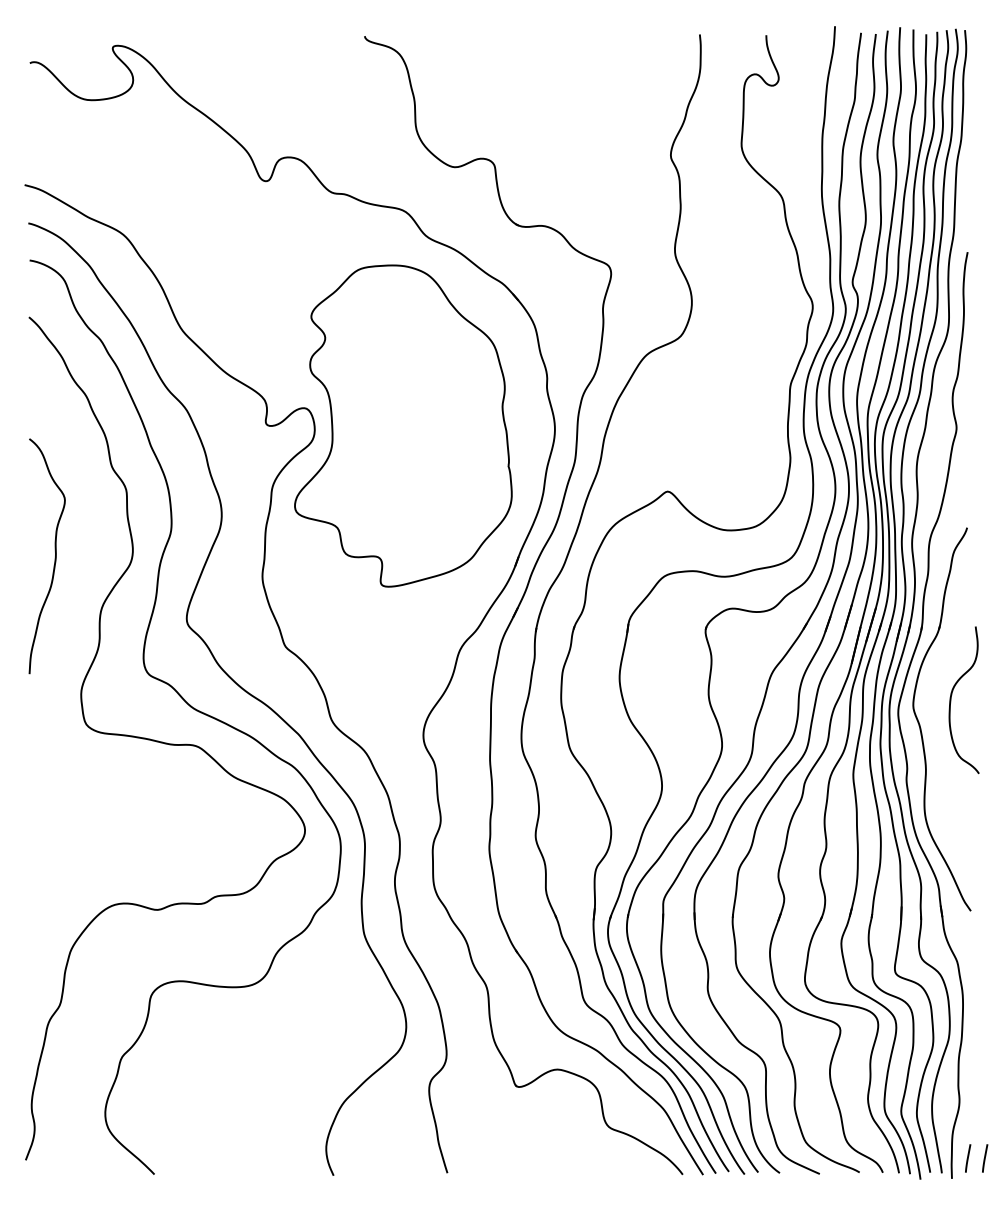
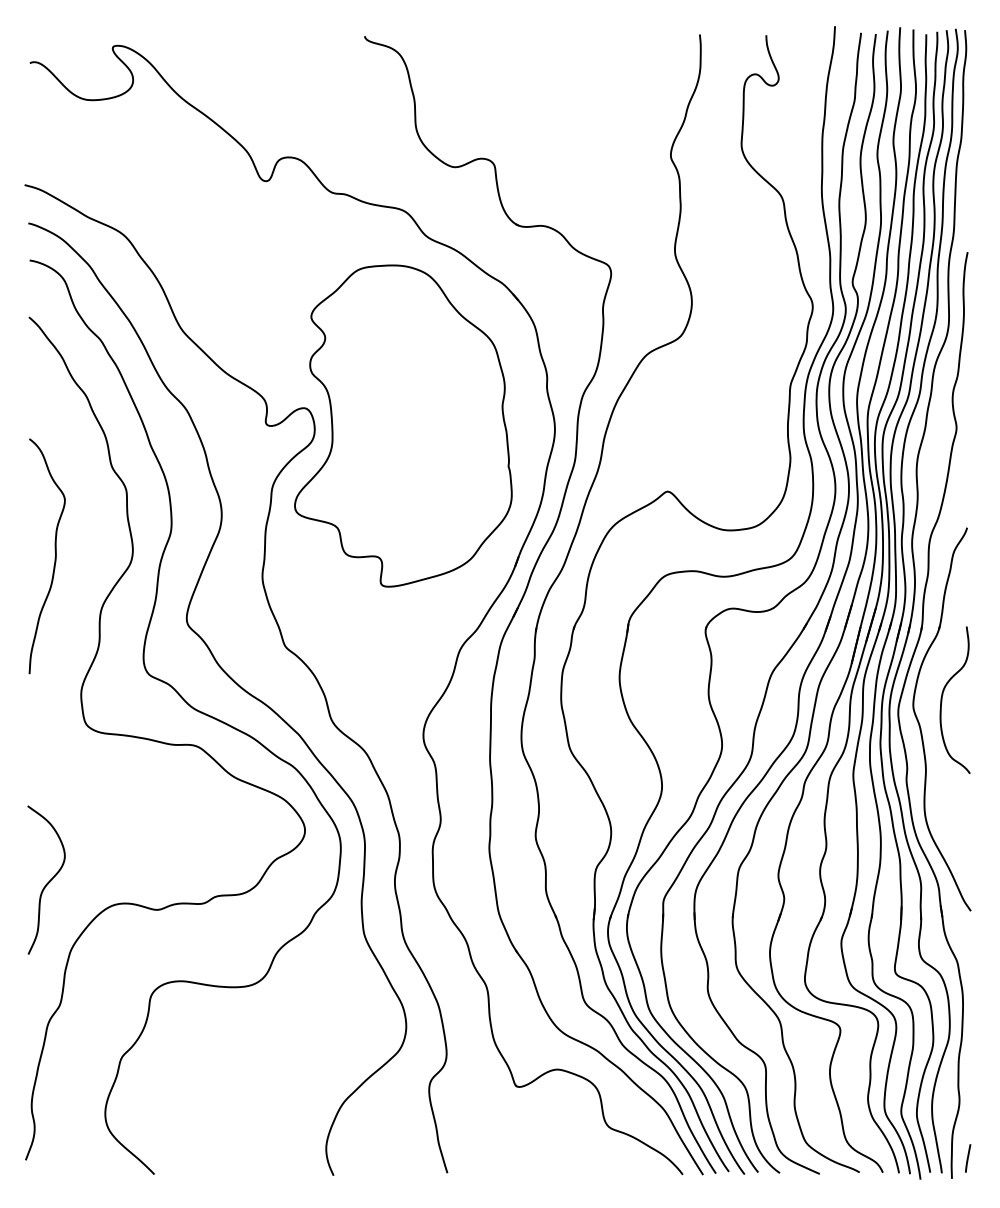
curve position: (951, 700) -> (942, 700) (942, 700)
curve: none -> present (48, 881)
line: present -> none (985, 1158)
